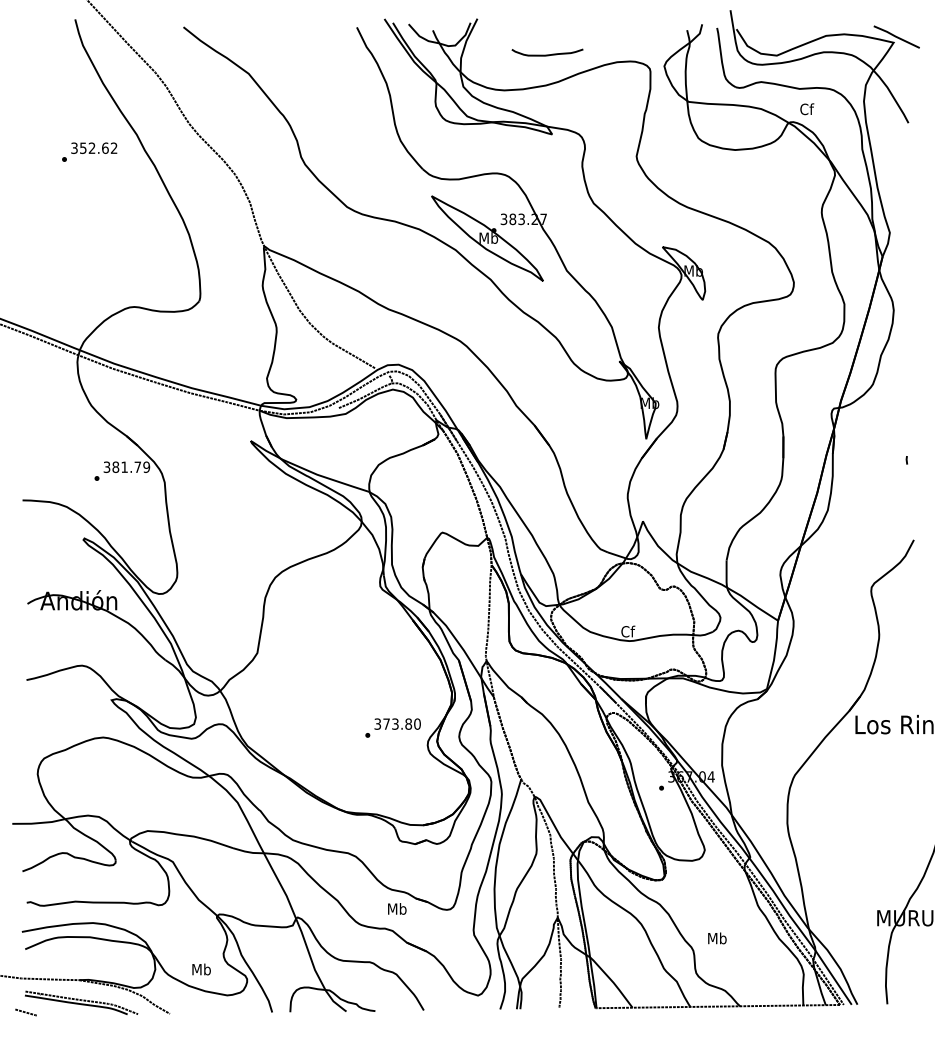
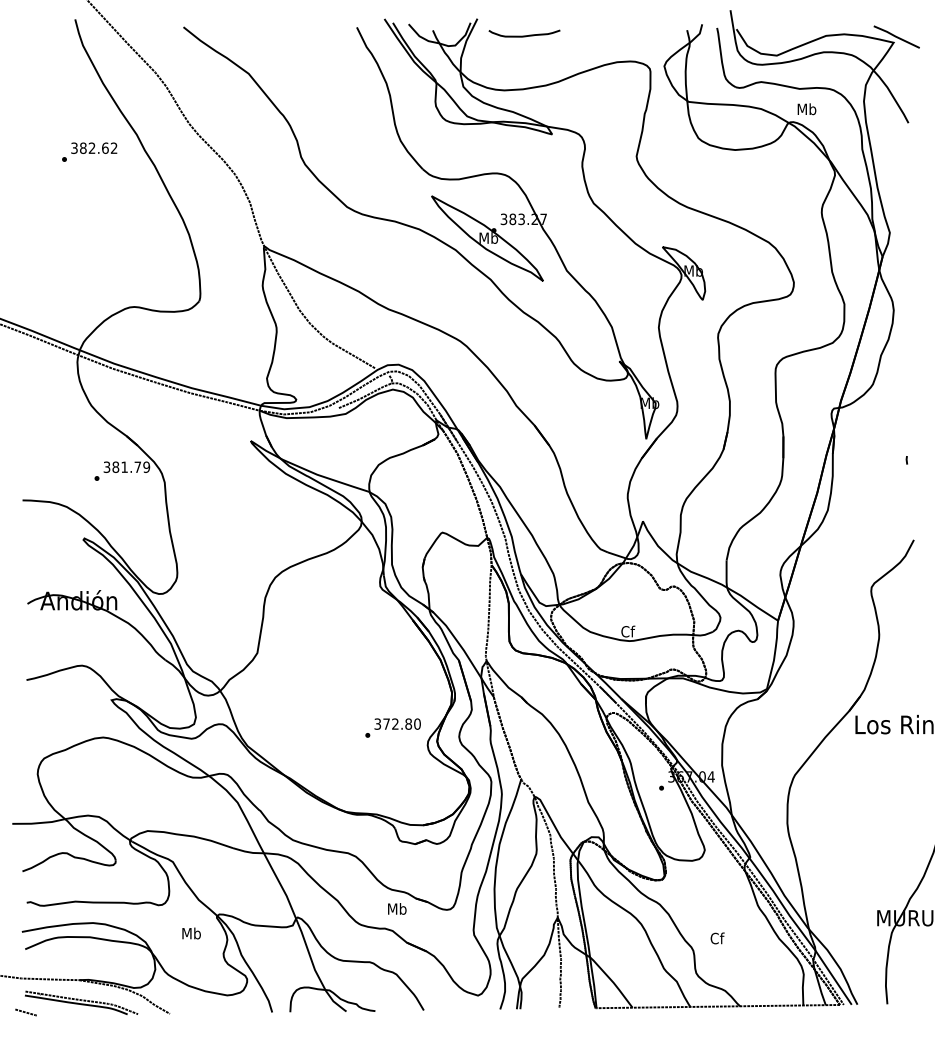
curve position: (547, 54) -> (524, 35) (524, 35)
text: Cf -> Mb (806, 109)
text: 352.62 -> 382.62 (83, 147)
text: 373.80 -> 372.80 (395, 724)
text: Mb -> Cf (717, 938)
text position: (201, 969) -> (191, 933) (191, 933)
